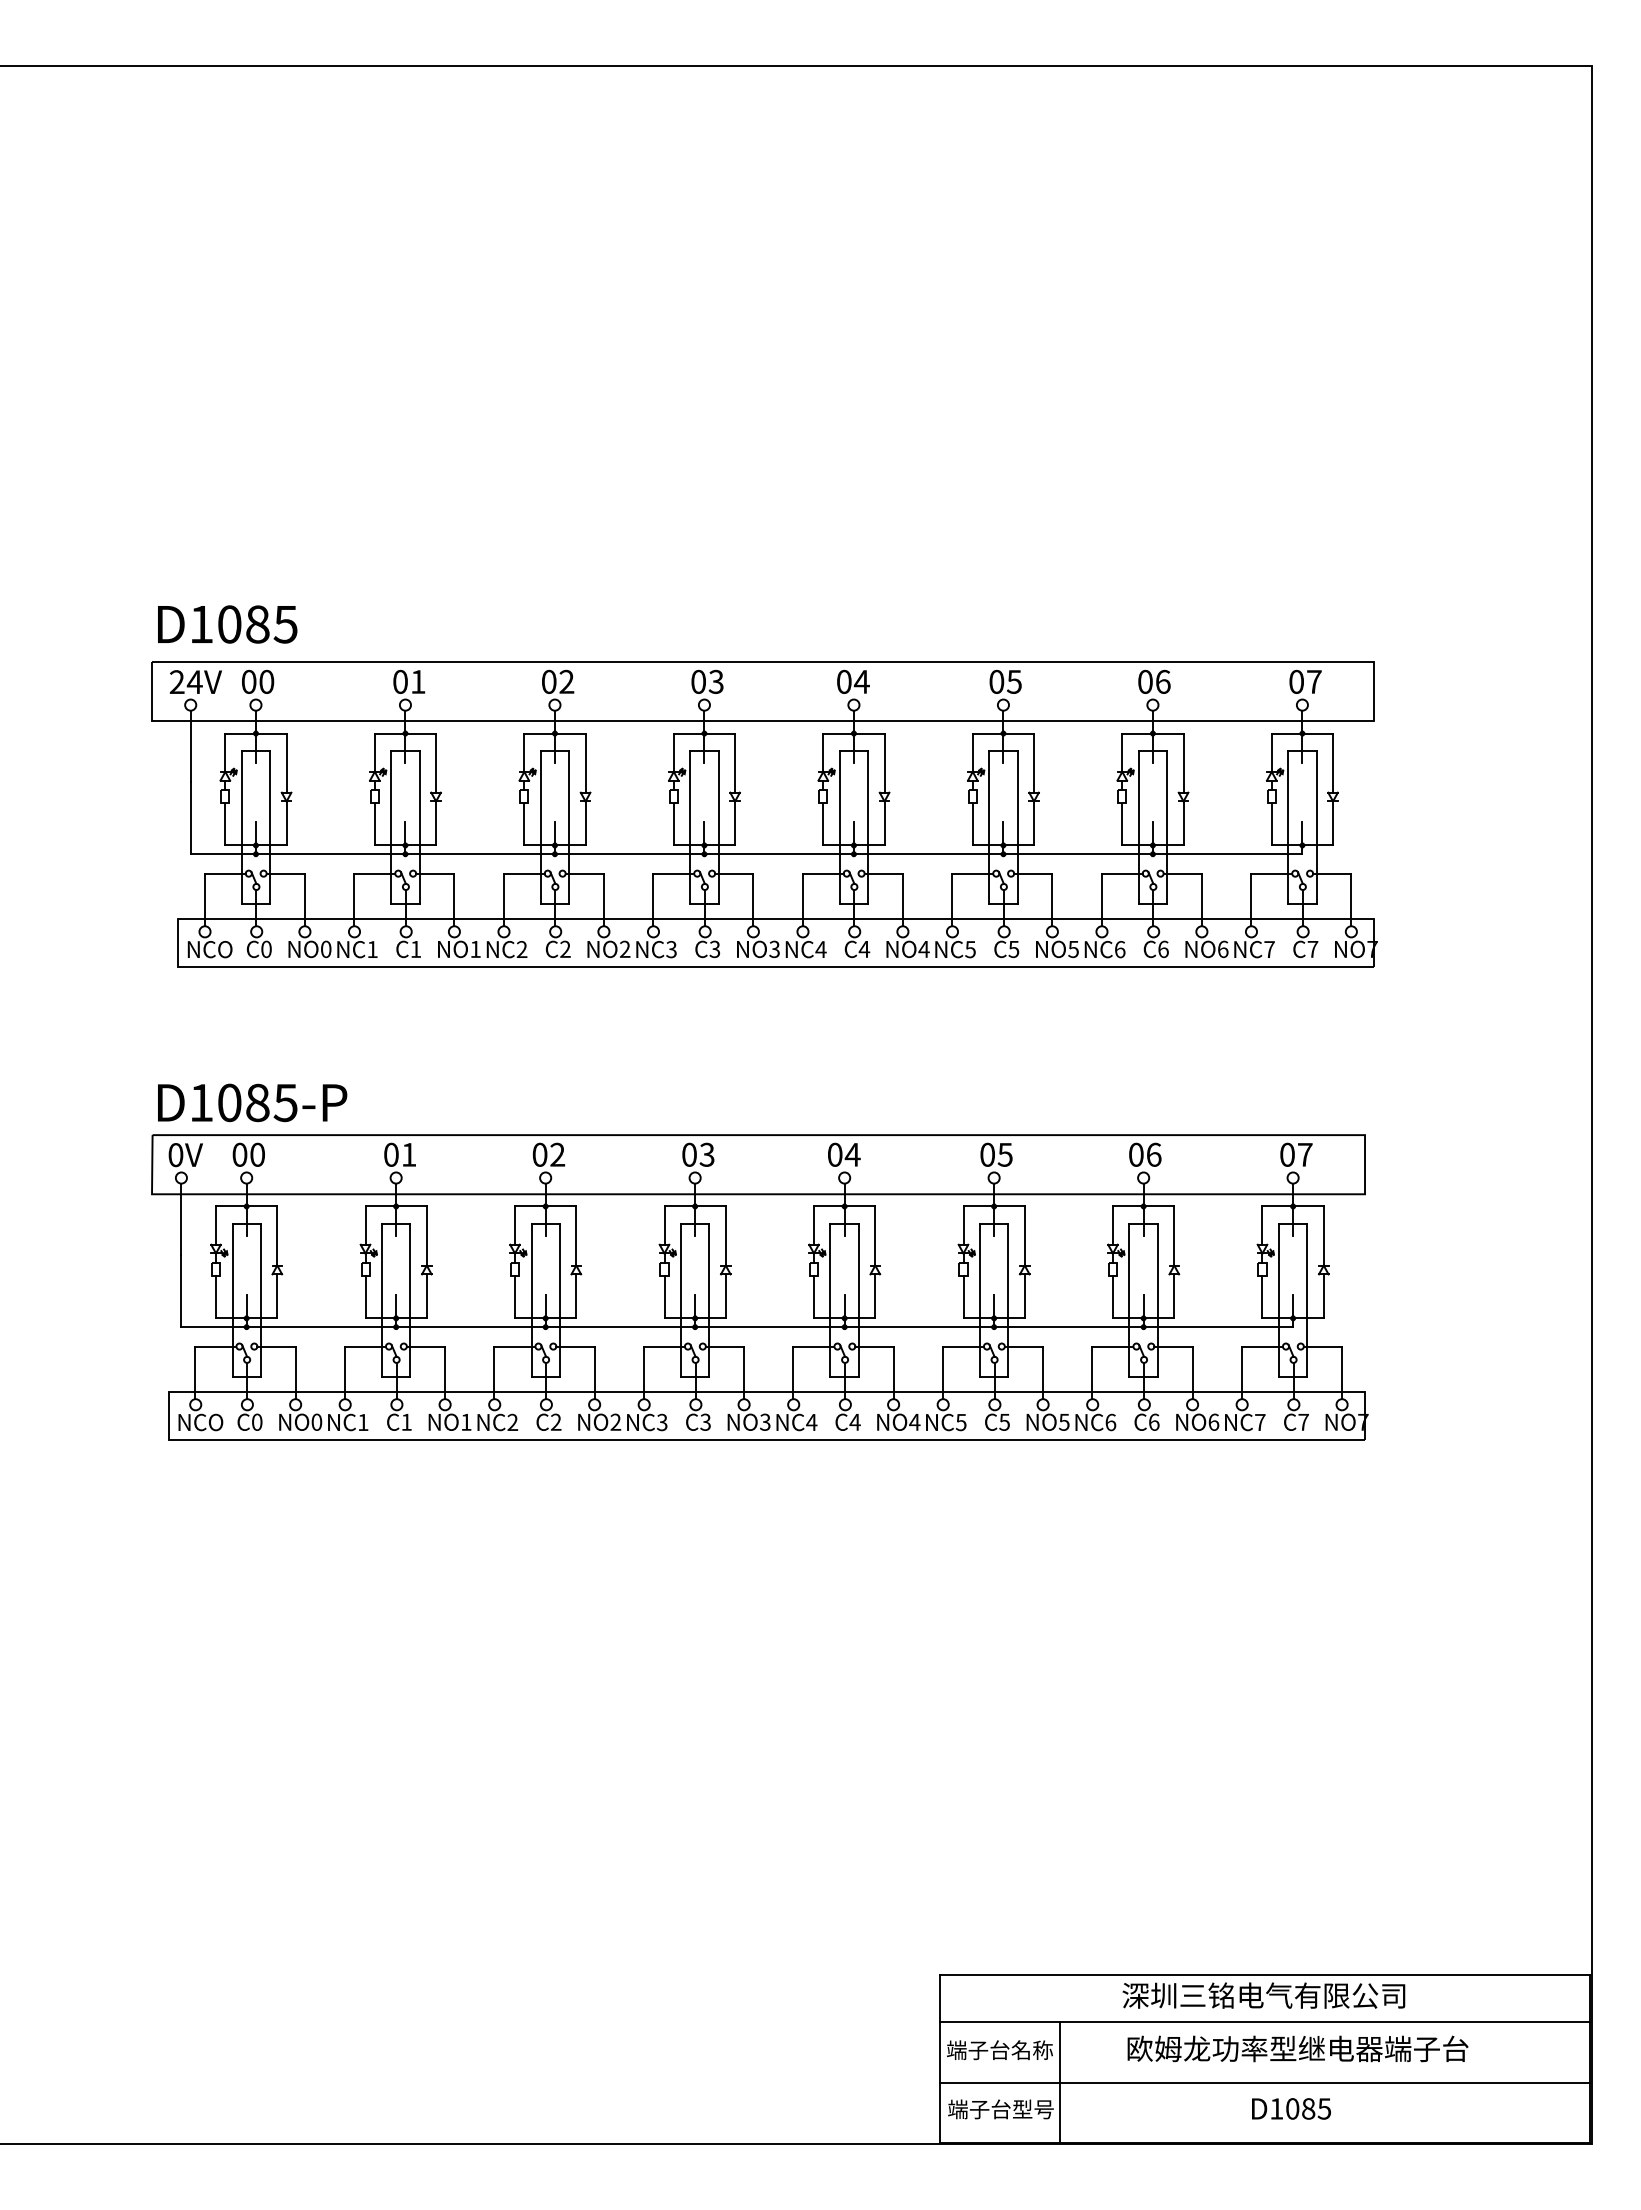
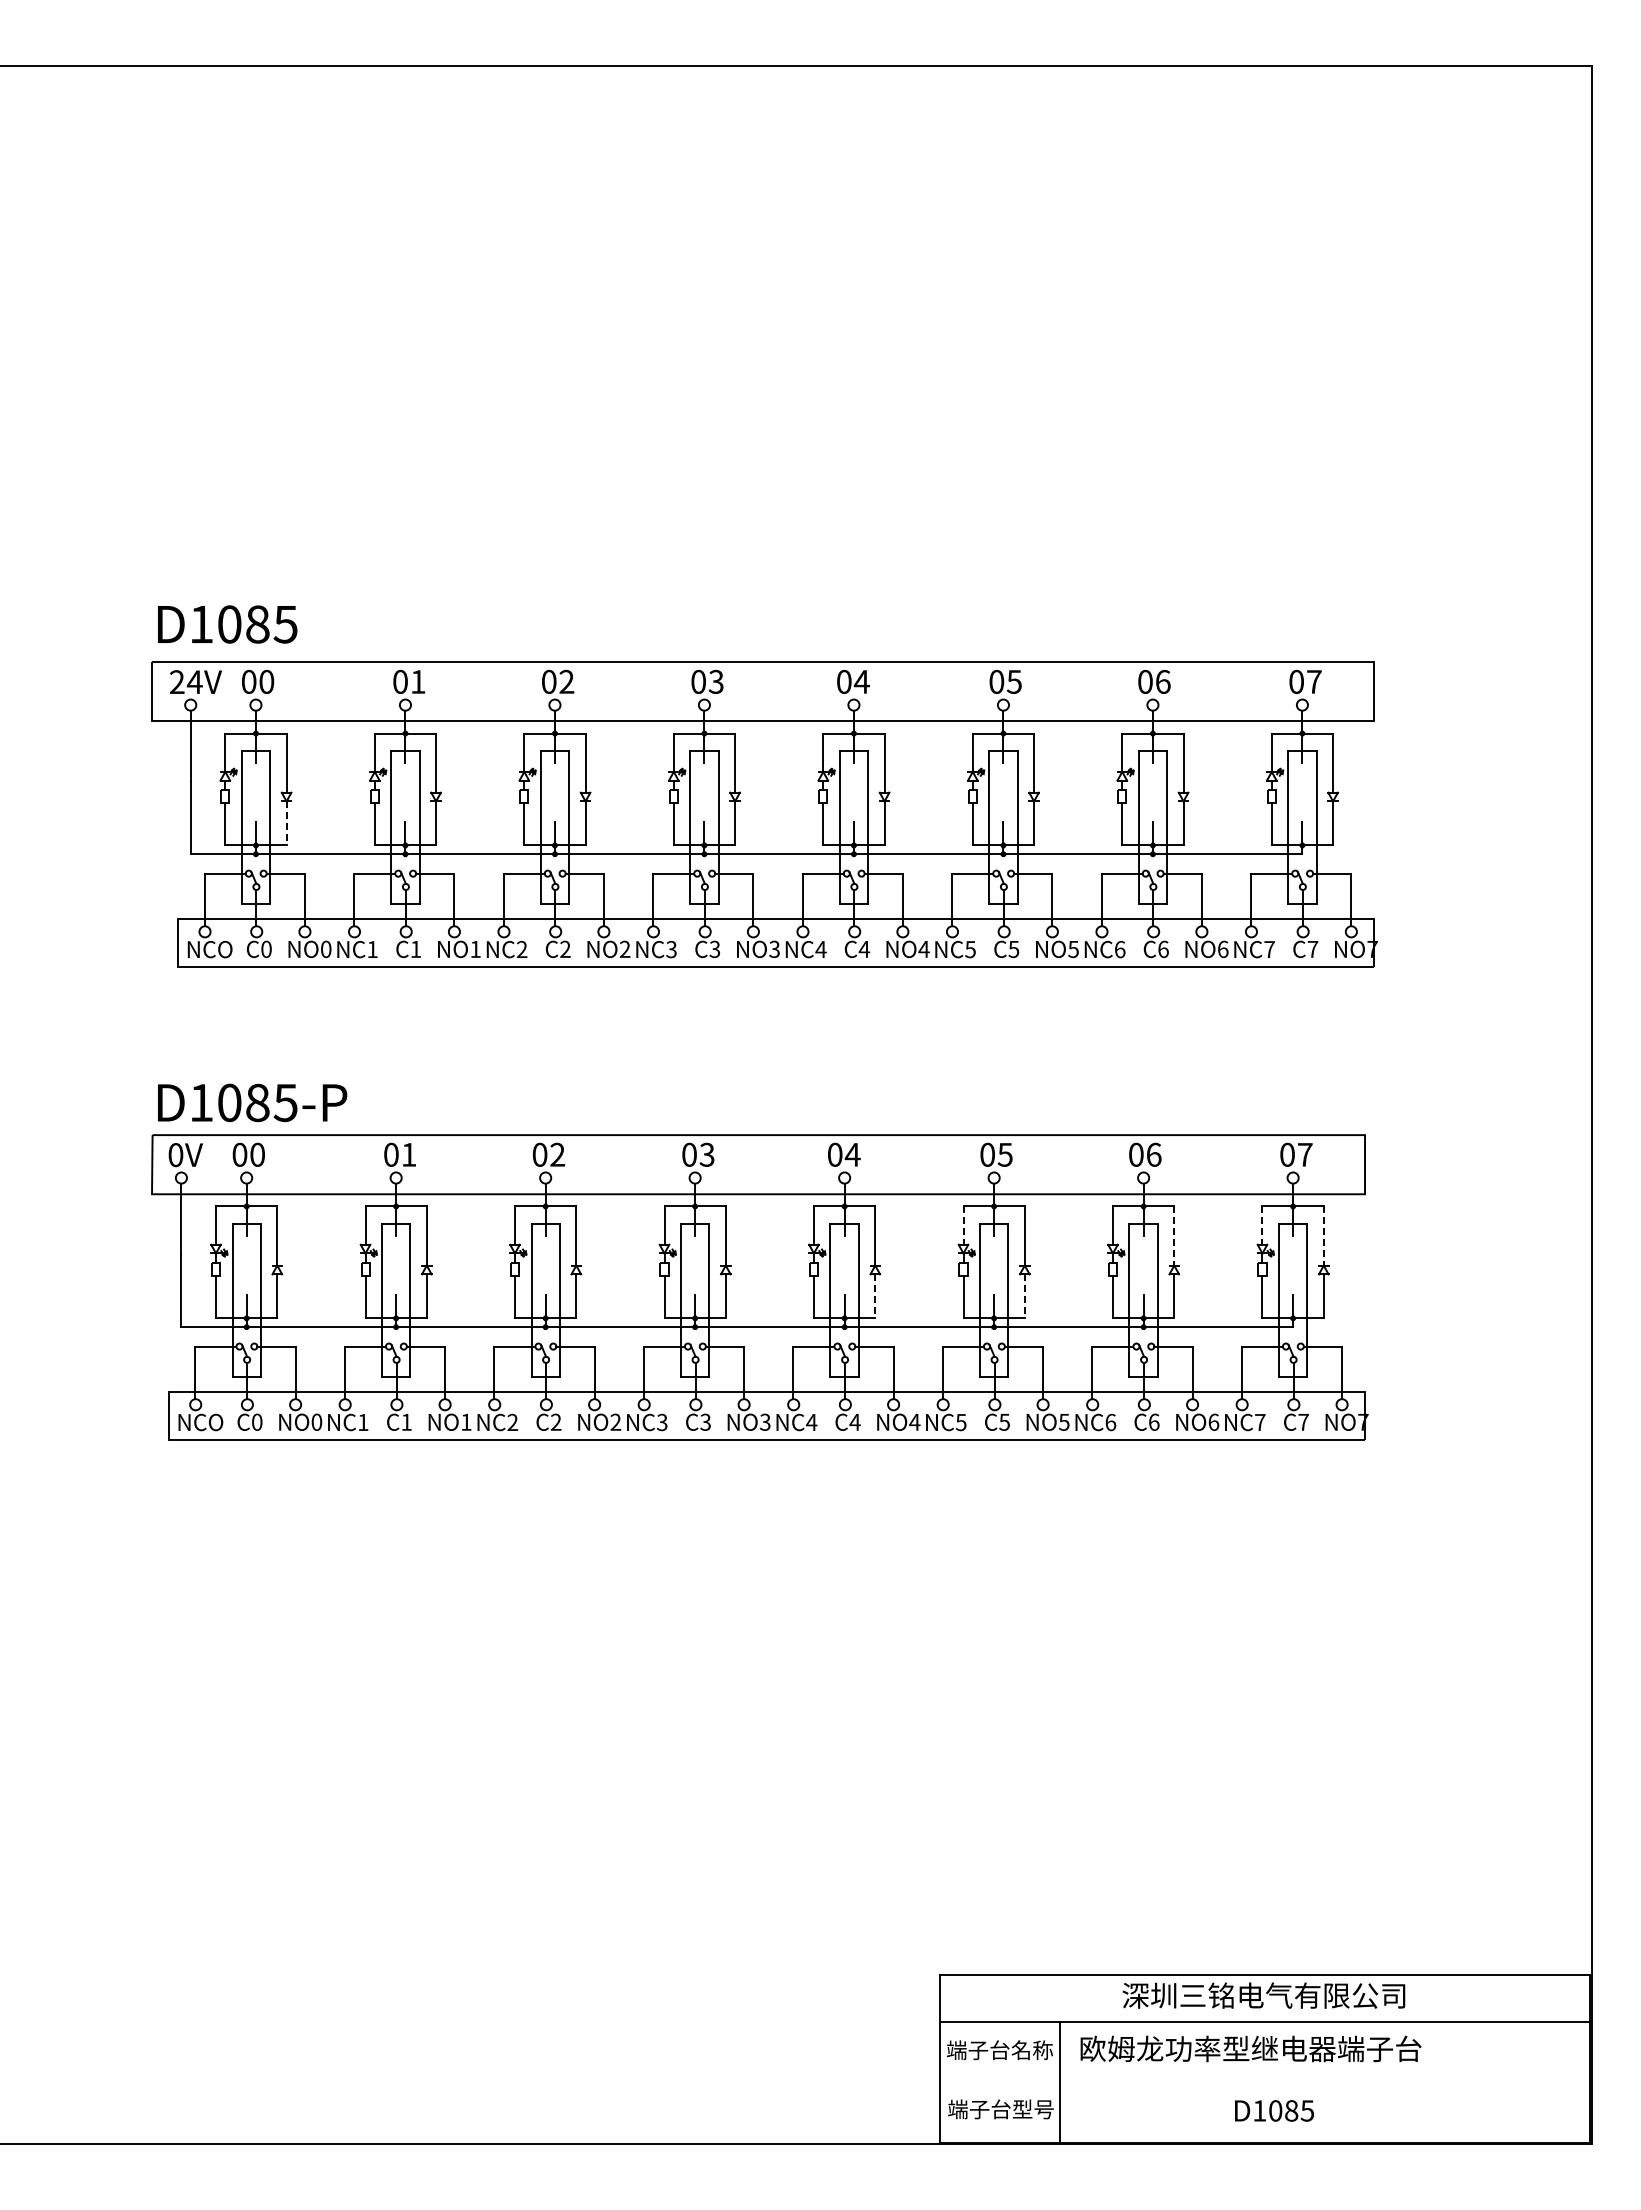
line: solid -> dashed (286, 823)
line: solid -> dashed (963, 1226)
line: solid -> dashed (1262, 1226)
line: solid -> dashed (1174, 1236)
line: solid -> dashed (1323, 1236)
line: solid -> dashed (875, 1296)
line: solid -> dashed (1024, 1296)
text position: (1297, 2048) -> (1250, 2048) (1250, 2048)
line: present -> none (1264, 2082)
text position: (1291, 2108) -> (1274, 2110) (1274, 2110)
